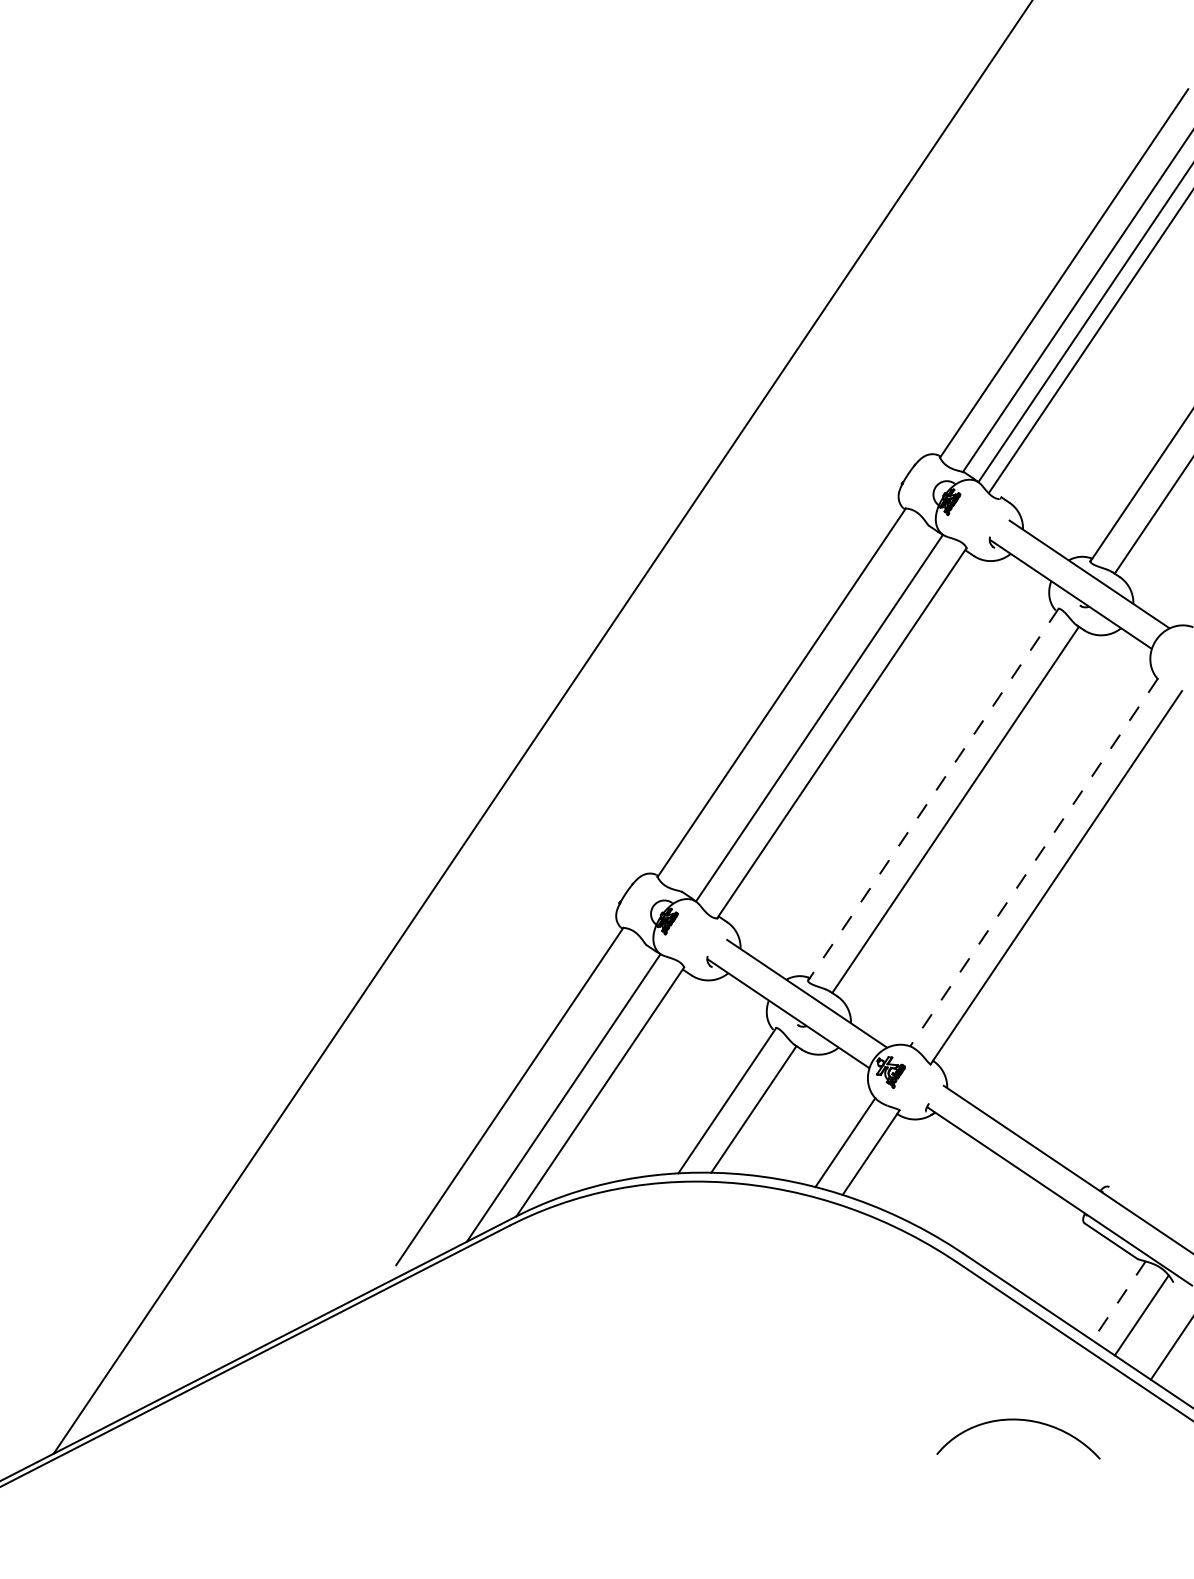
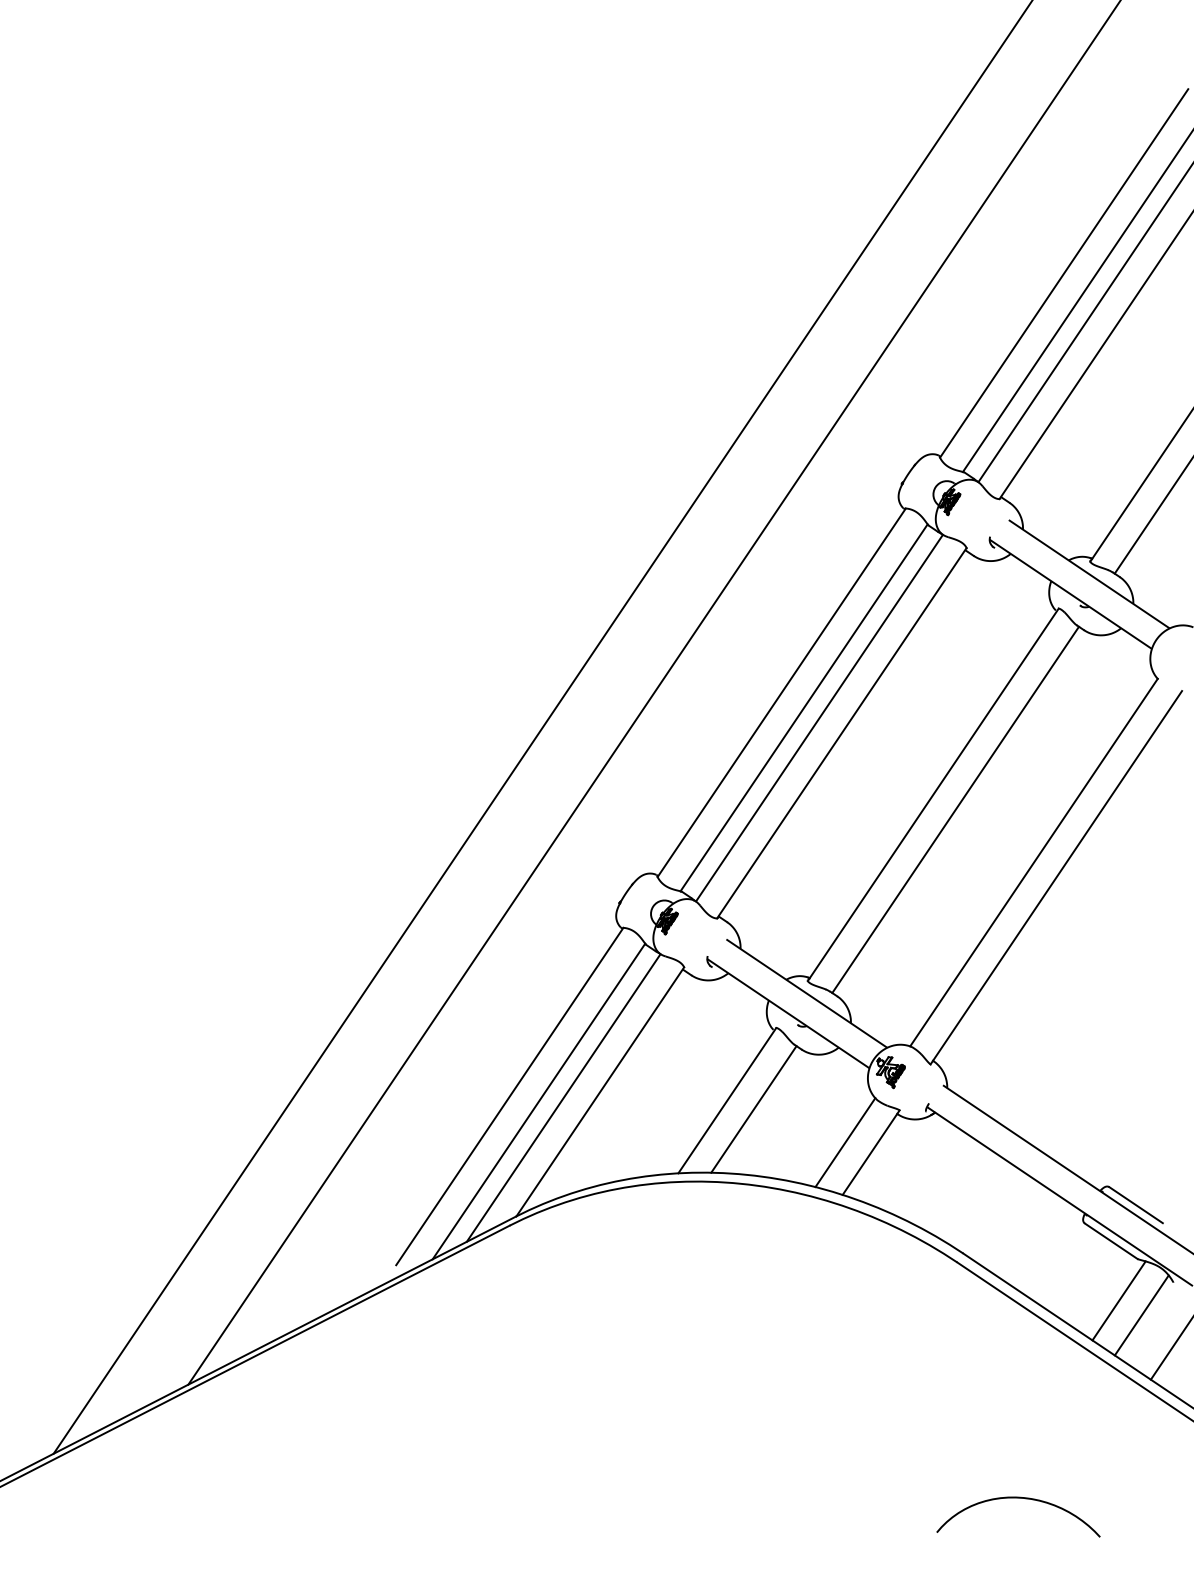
line position: (1089, 342) -> (1094, 357) (1094, 357)
line: none -> present (653, 693)
line: none -> present (803, 707)
line: dashed -> solid (933, 795)
line: dashed -> solid (1033, 862)
line: none -> present (538, 1101)
line: none -> present (1135, 1205)
line: dashed -> solid (1119, 1300)
curve position: (1018, 1420) -> (1018, 1498) (1018, 1498)
